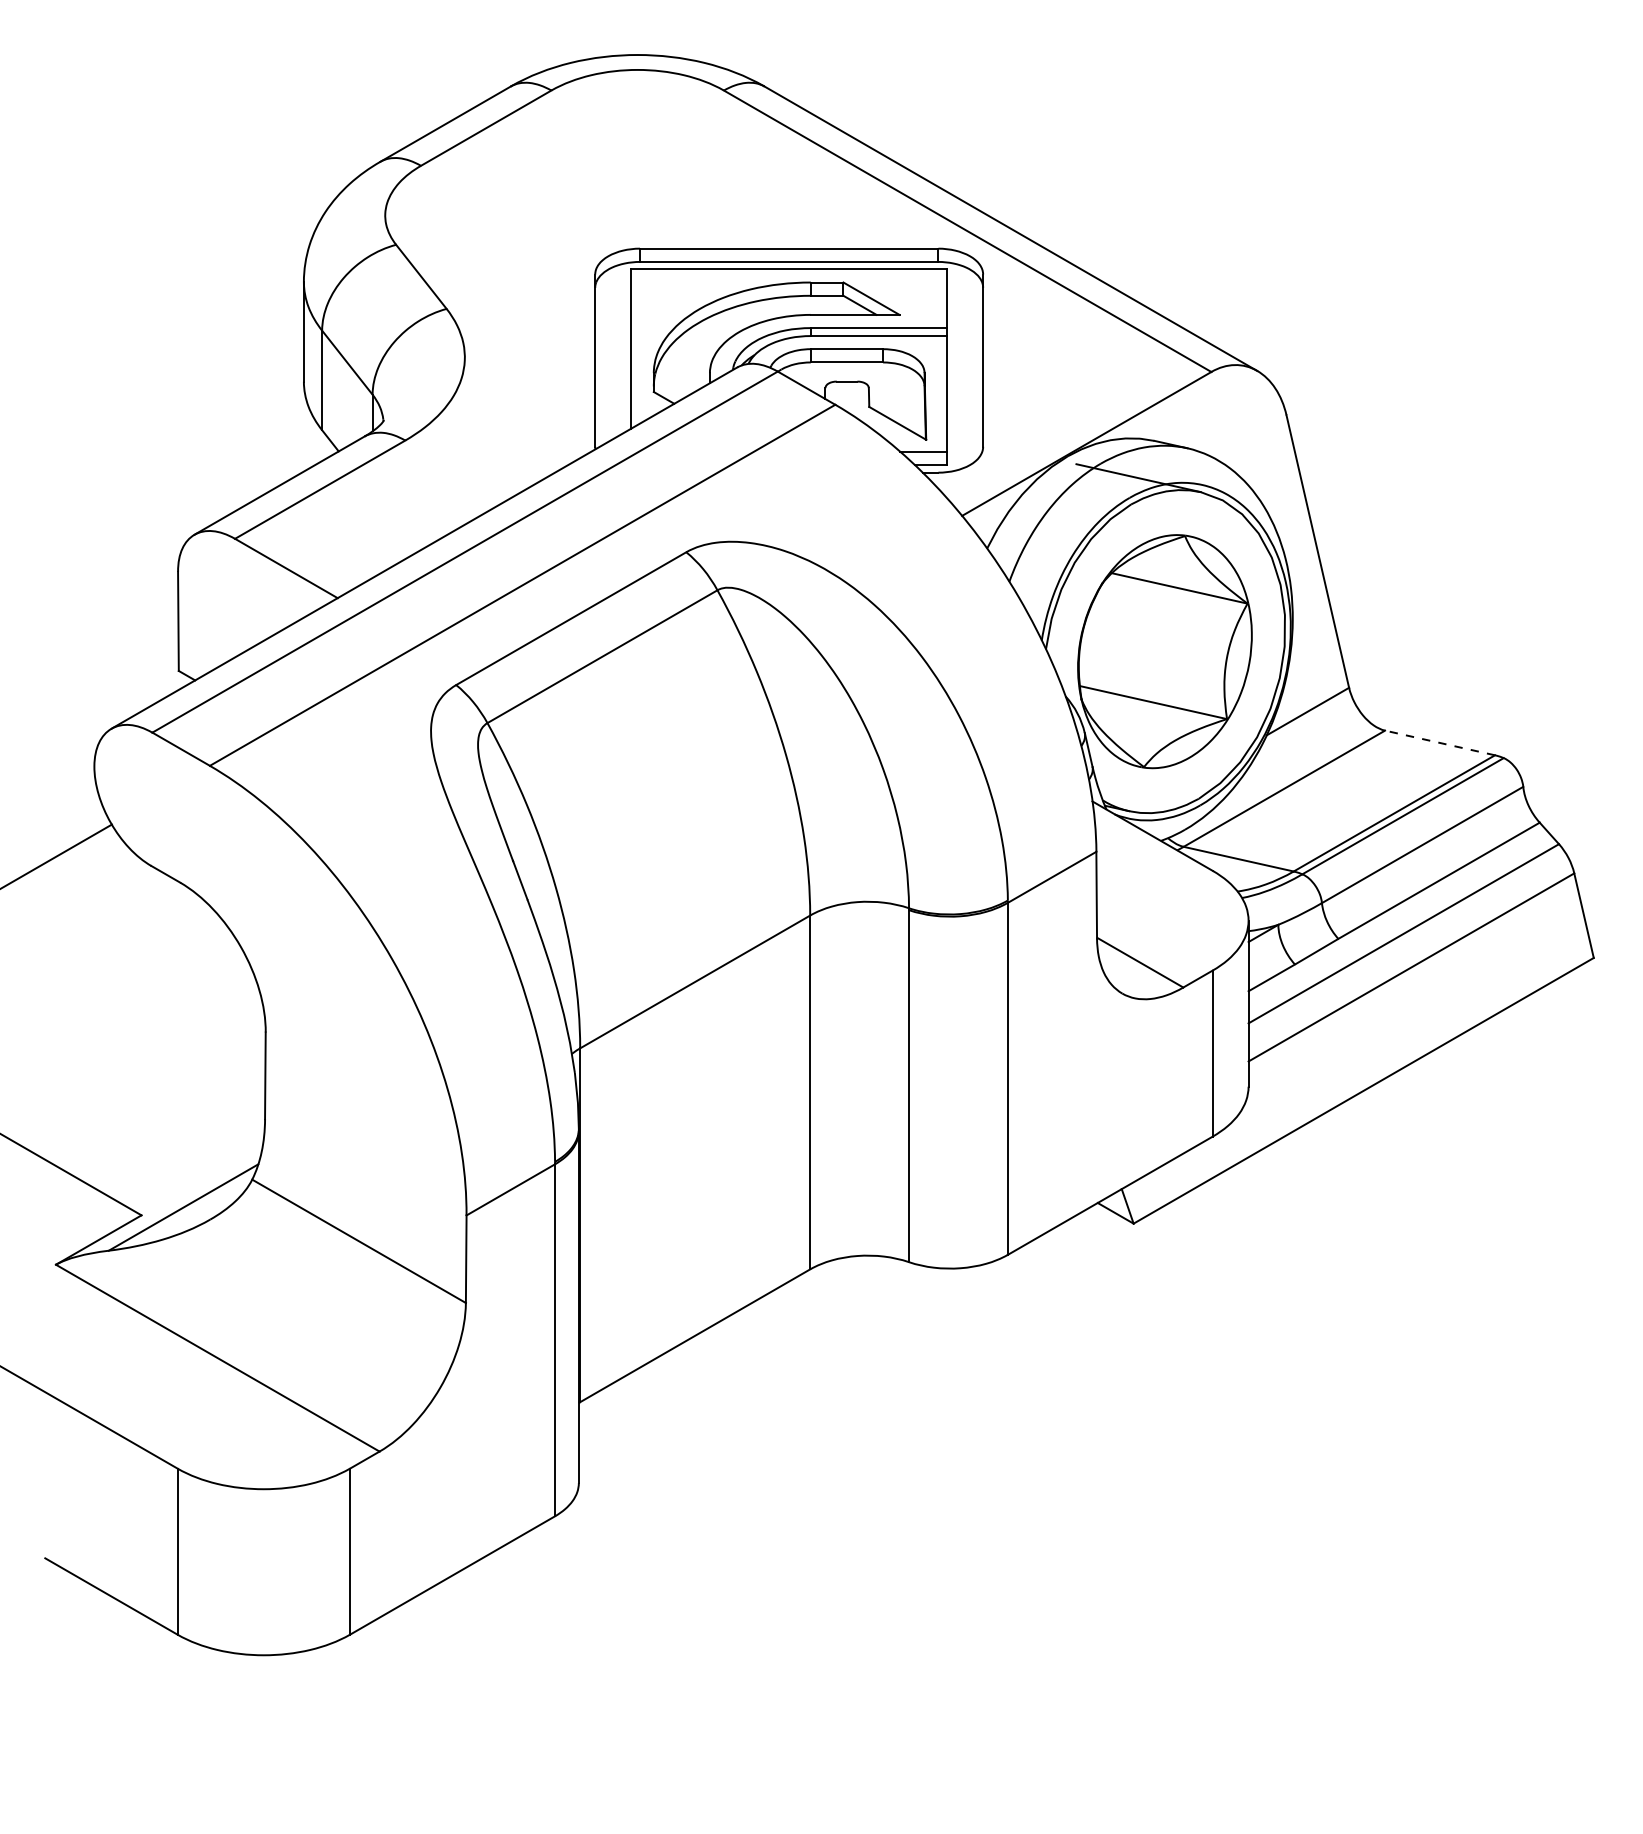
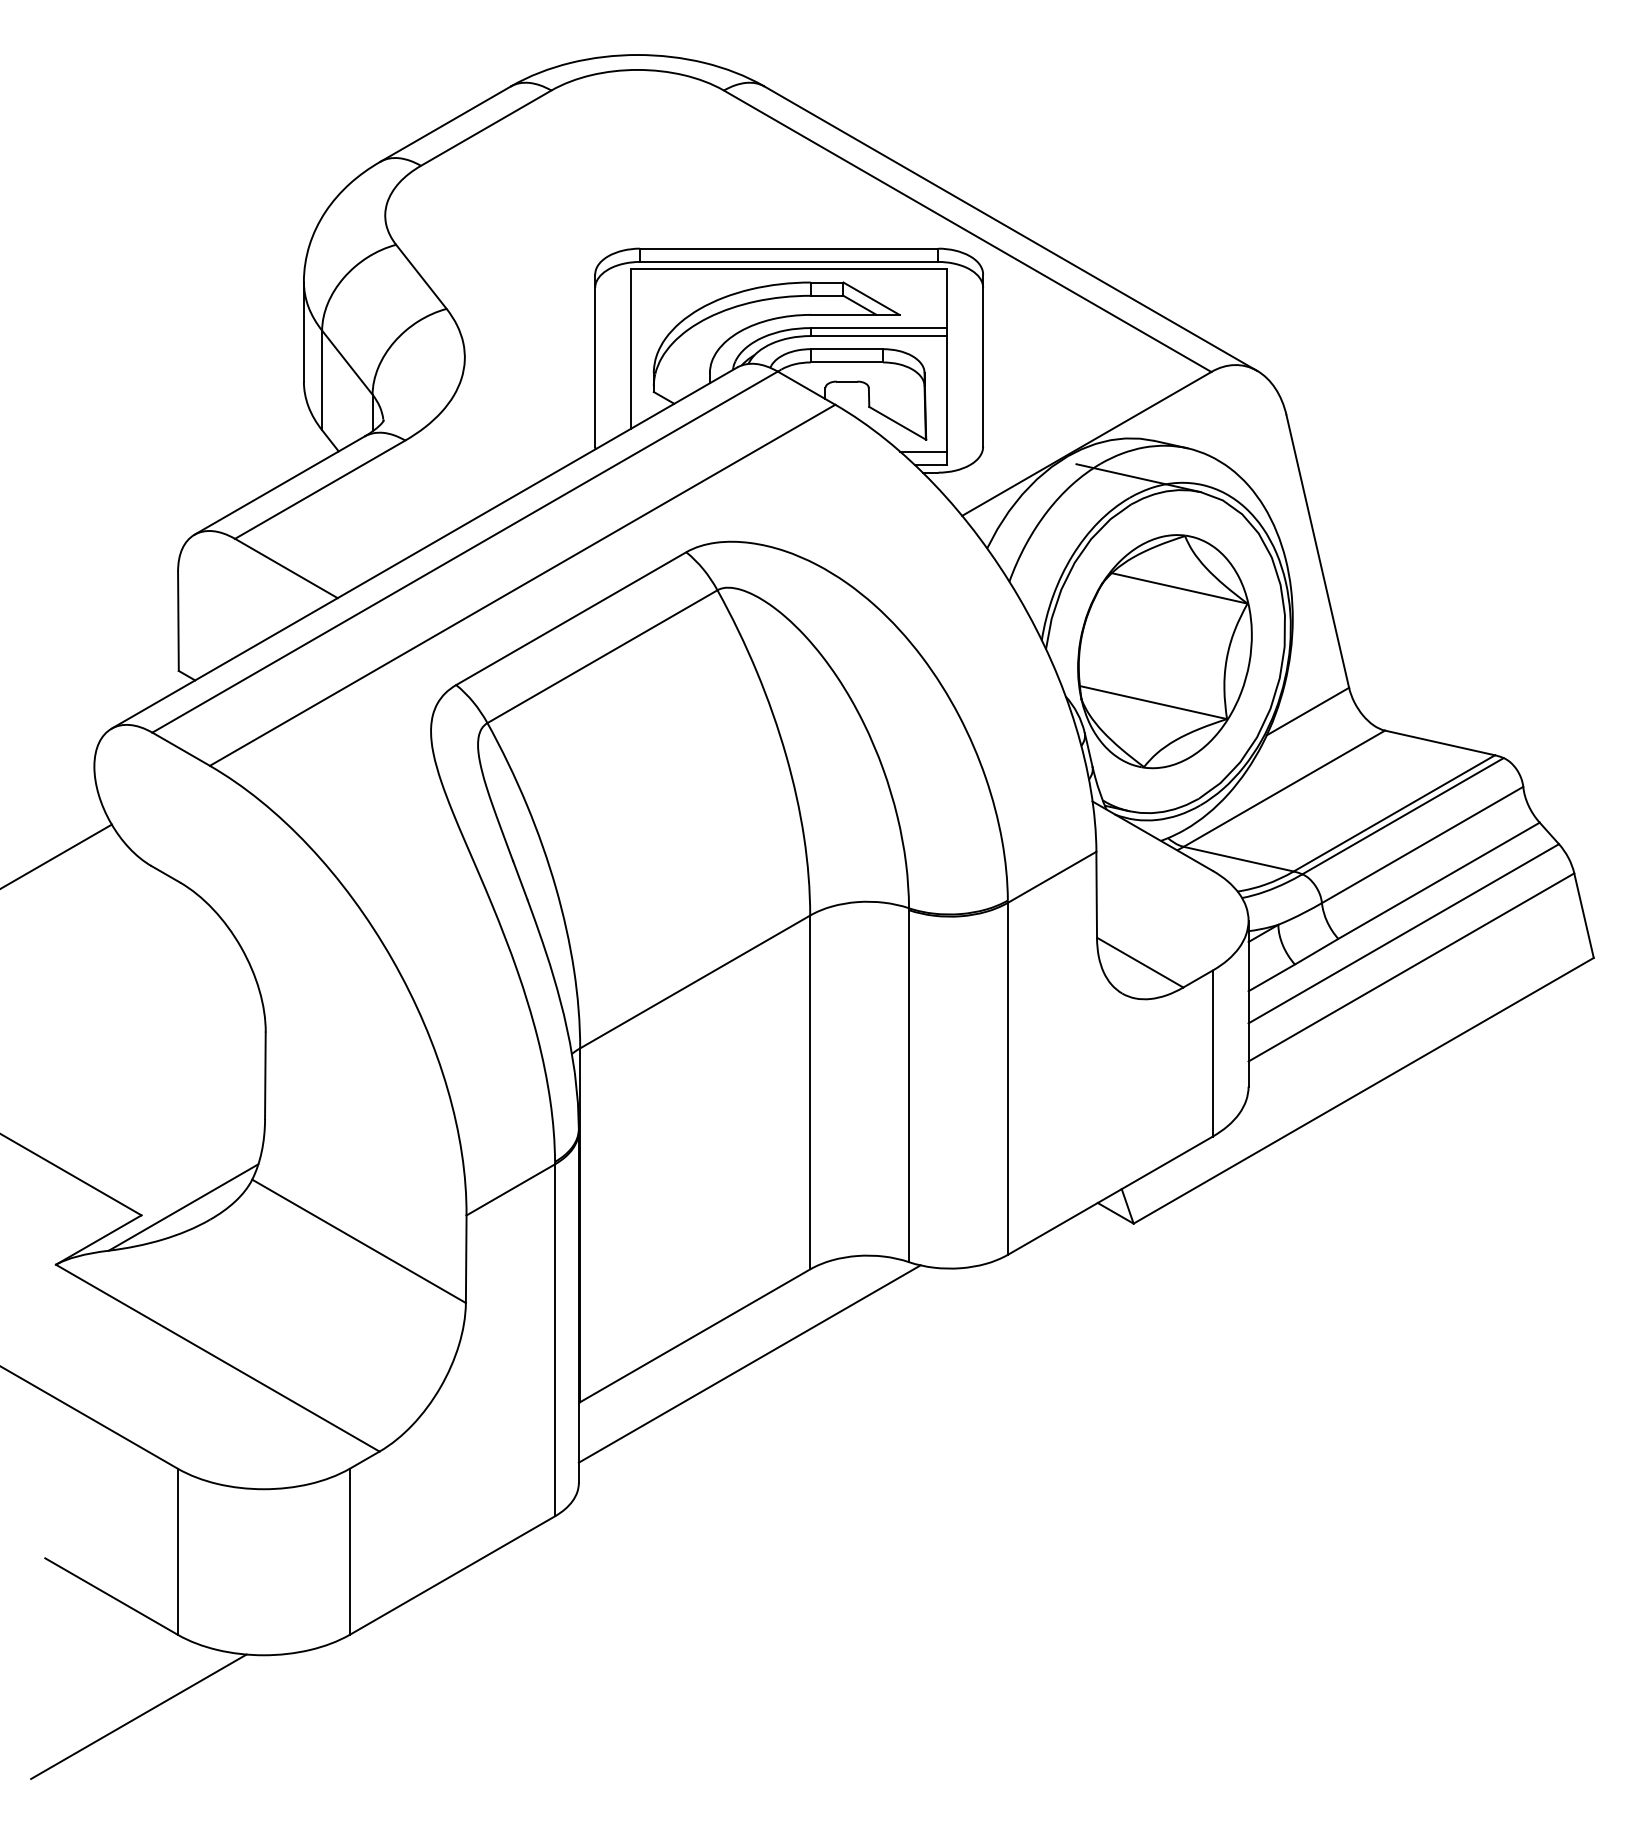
line: dashed -> solid (1439, 742)
line: none -> present (749, 1363)
line: none -> present (138, 1716)
